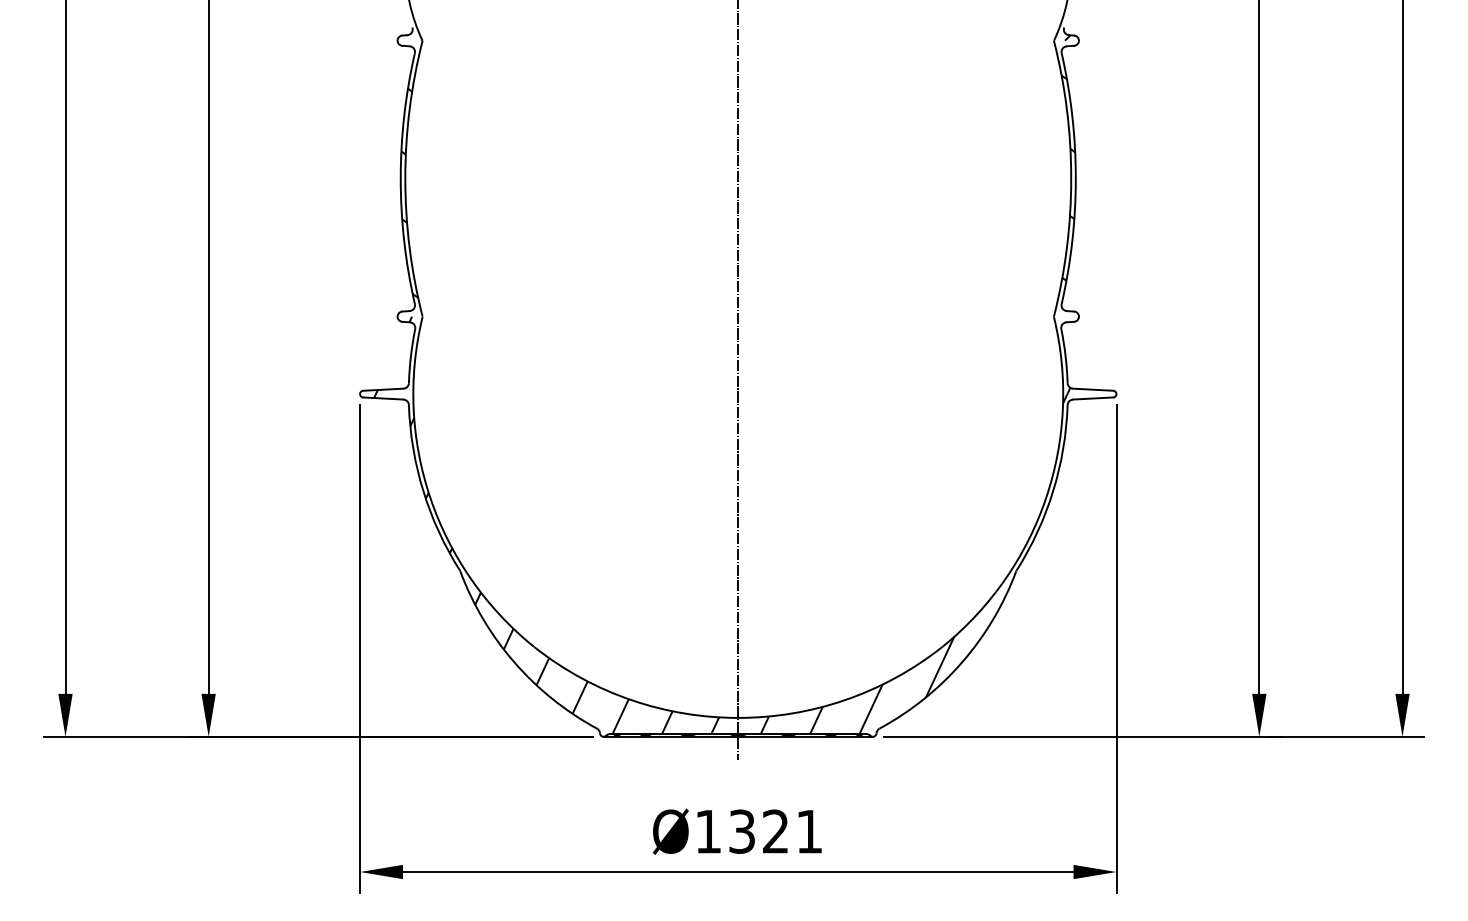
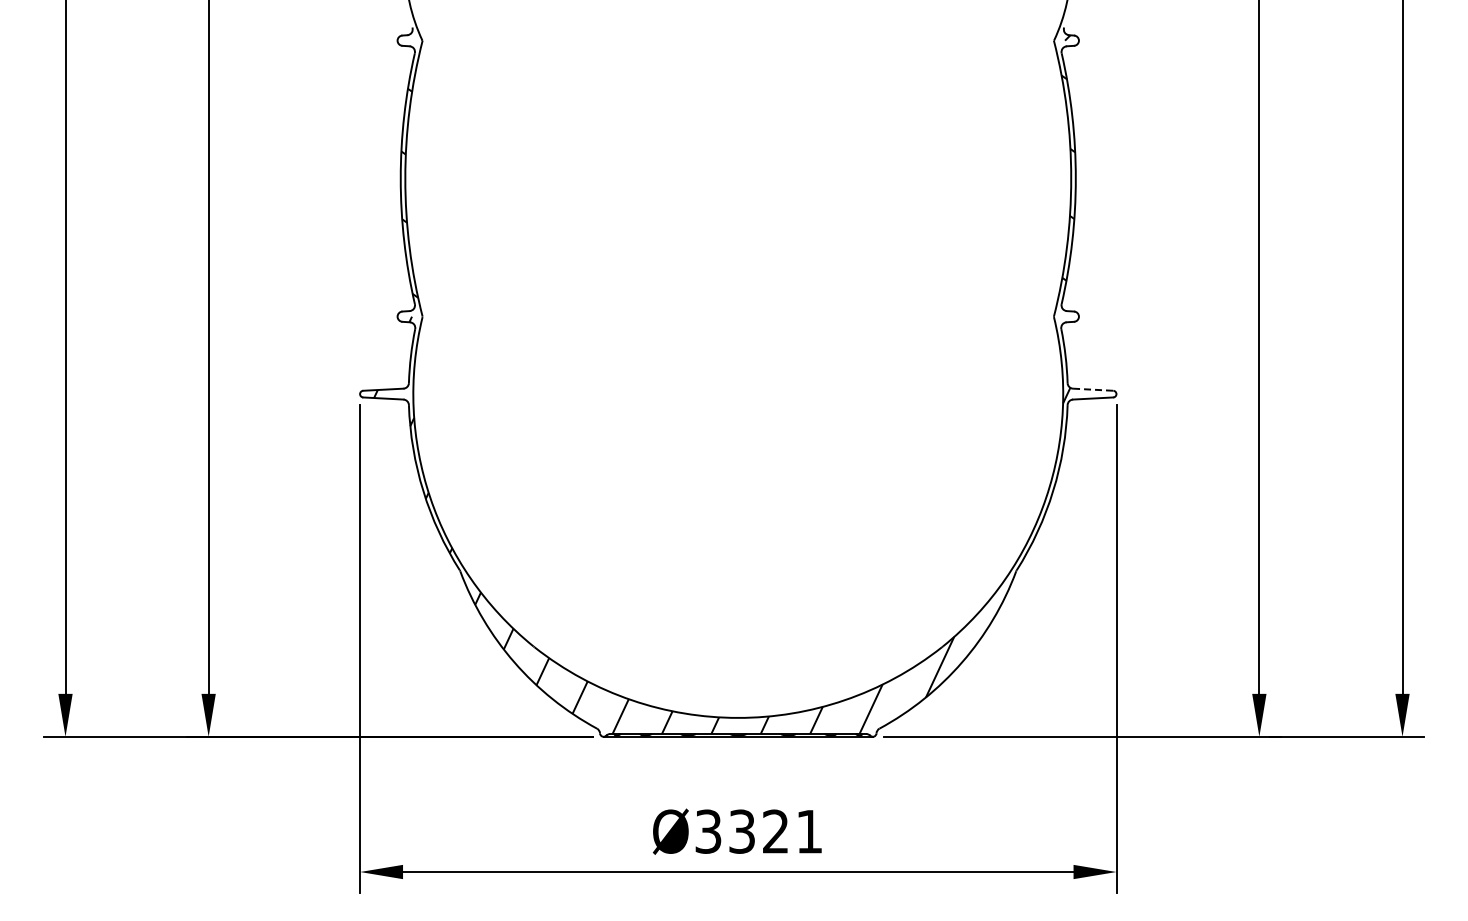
line: present -> none (738, 381)
line: solid -> dashed (1093, 389)
text: Ø1321 -> Ø3321 (708, 831)
